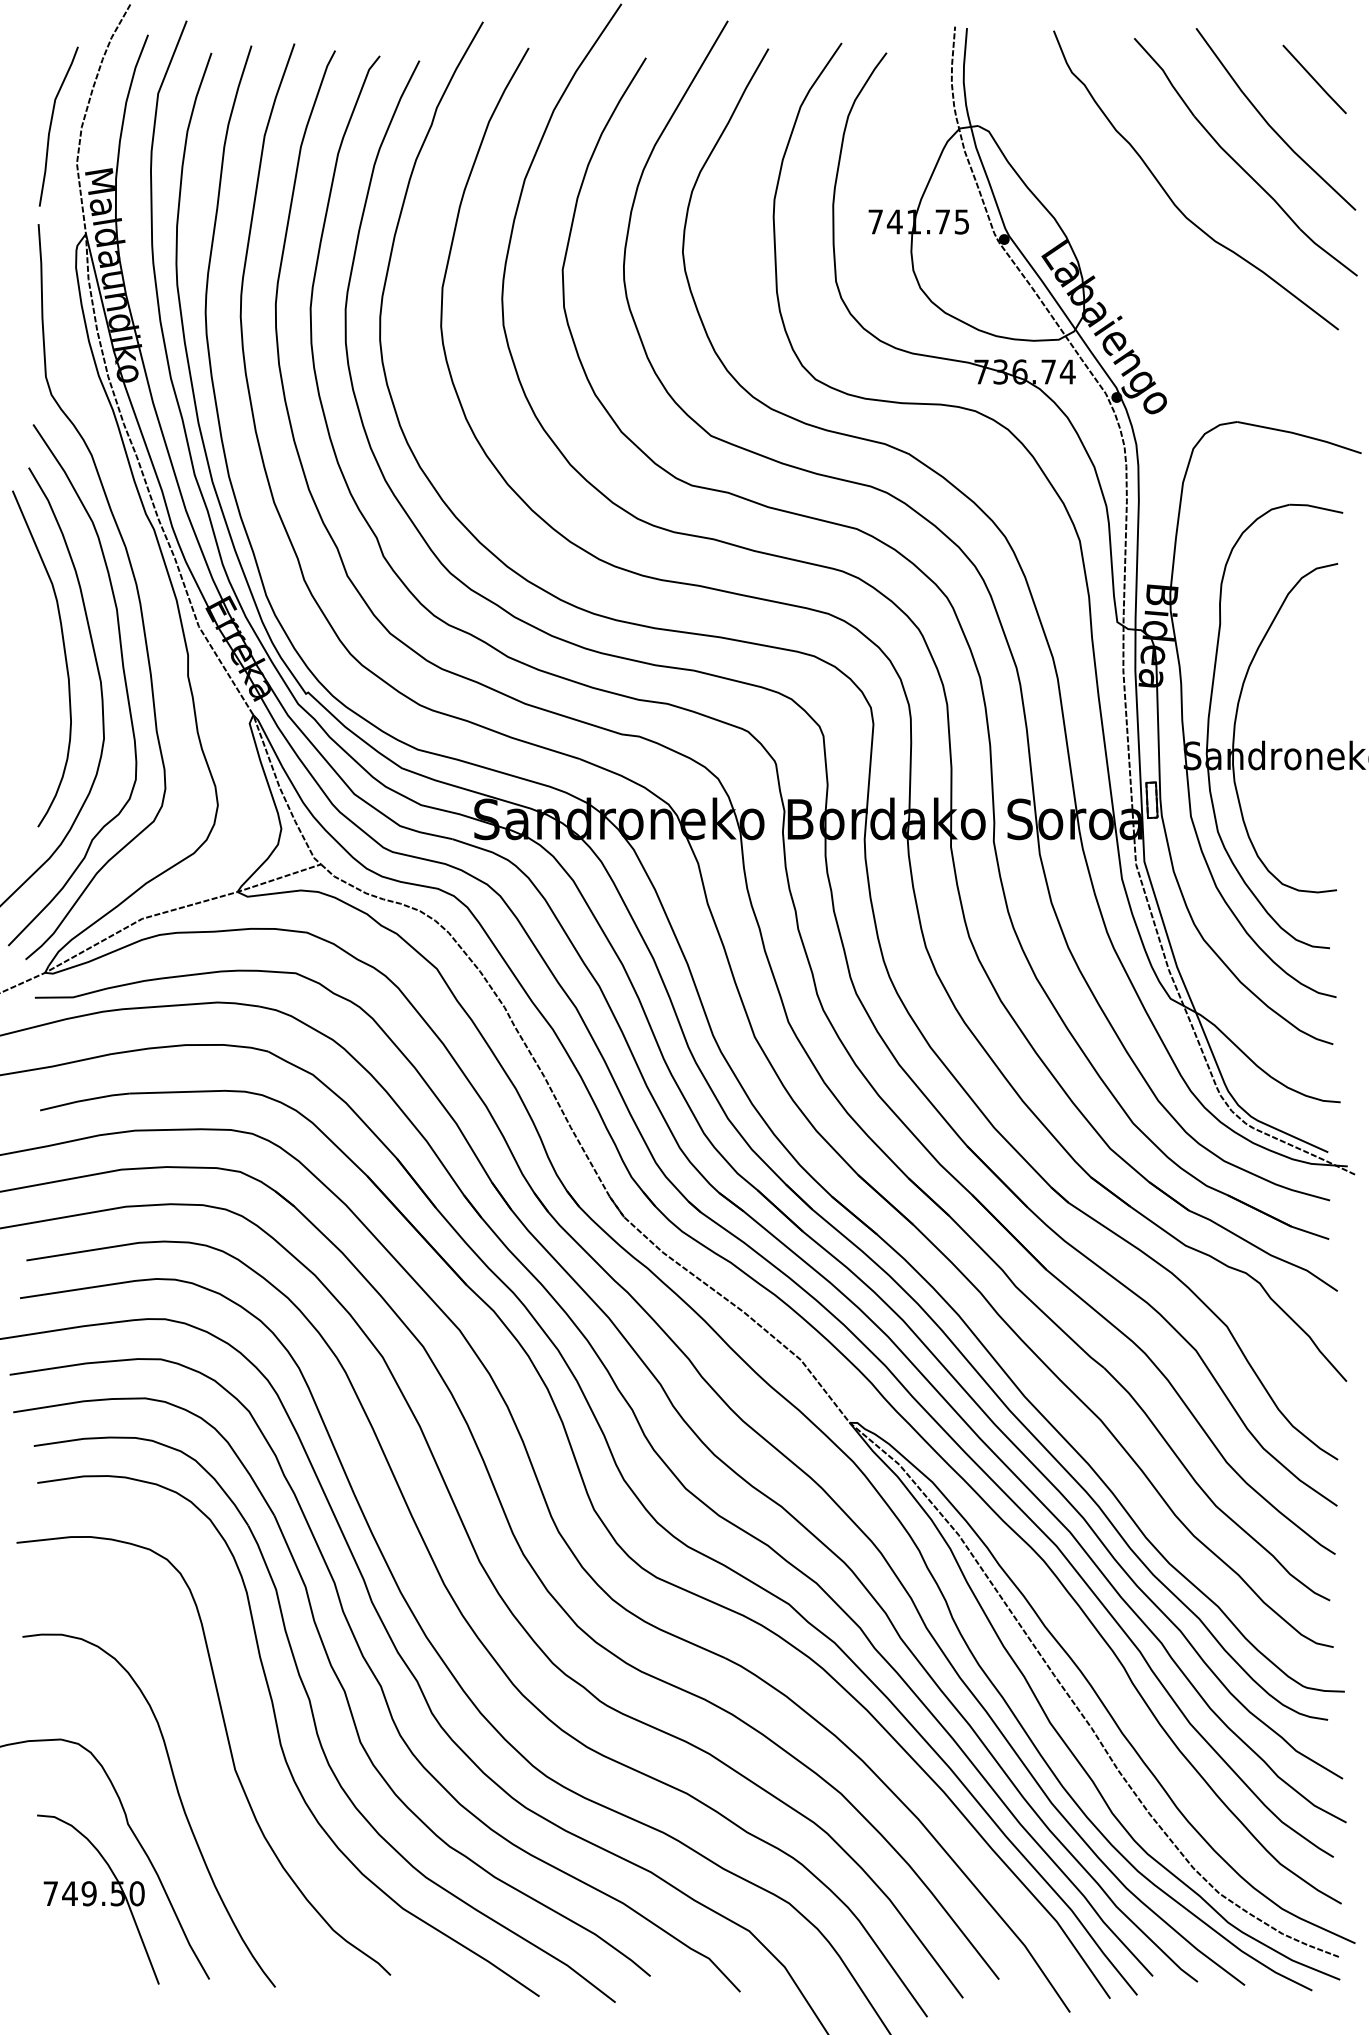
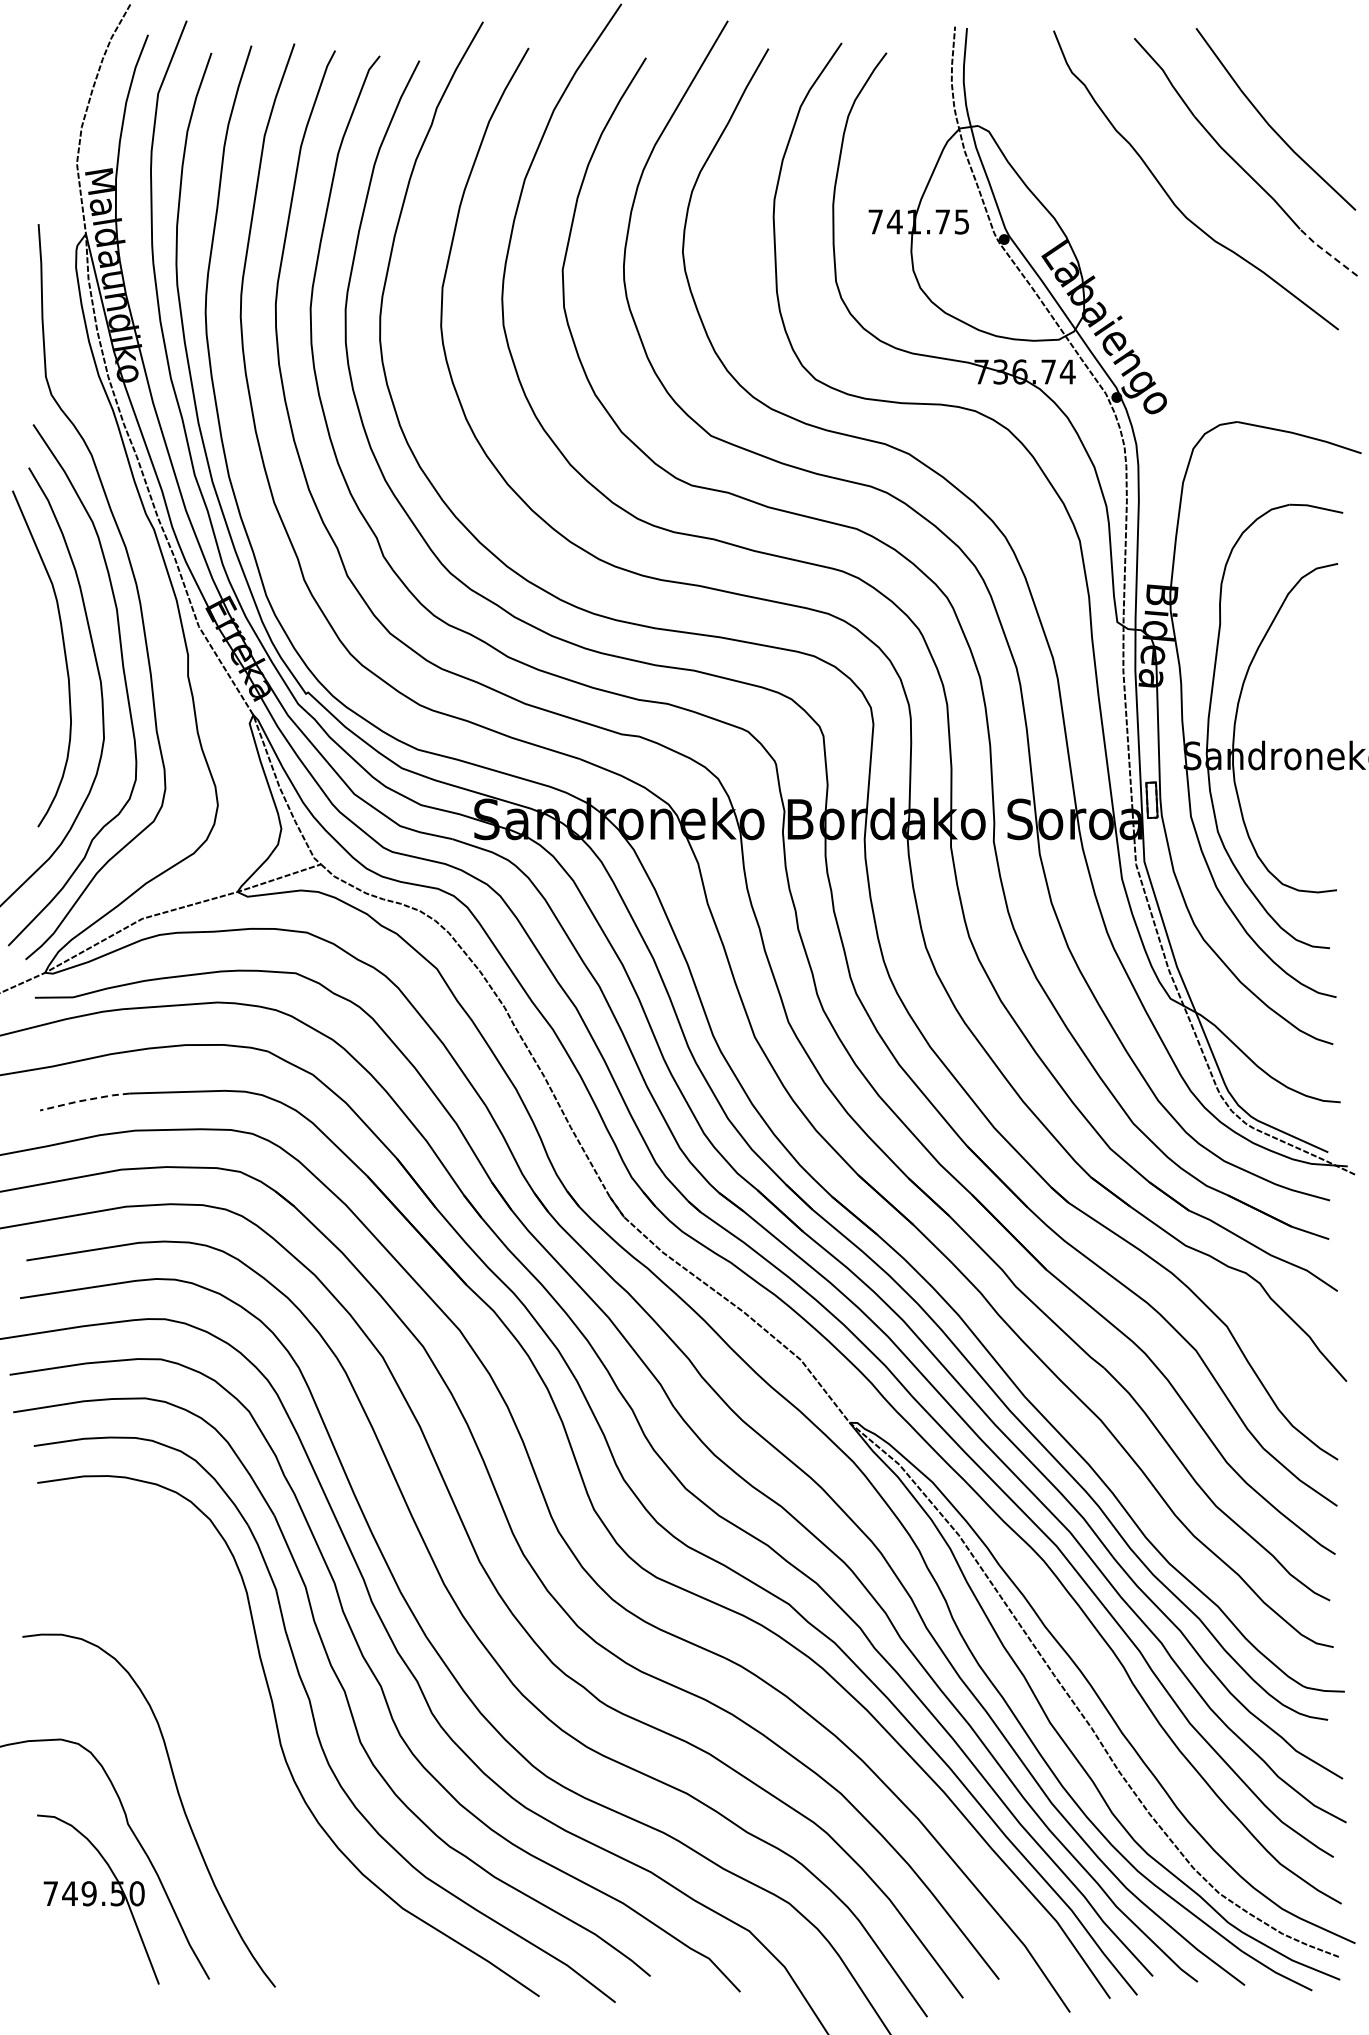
line: present -> none (1314, 79)
curve: present -> none (51, 126)
line: solid -> dashed (1327, 252)
line: solid -> dashed (84, 1100)
curve: present -> none (229, 1750)
